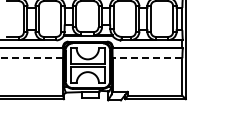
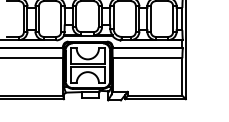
line: dashed -> solid (31, 58)
line: dashed -> solid (147, 58)
